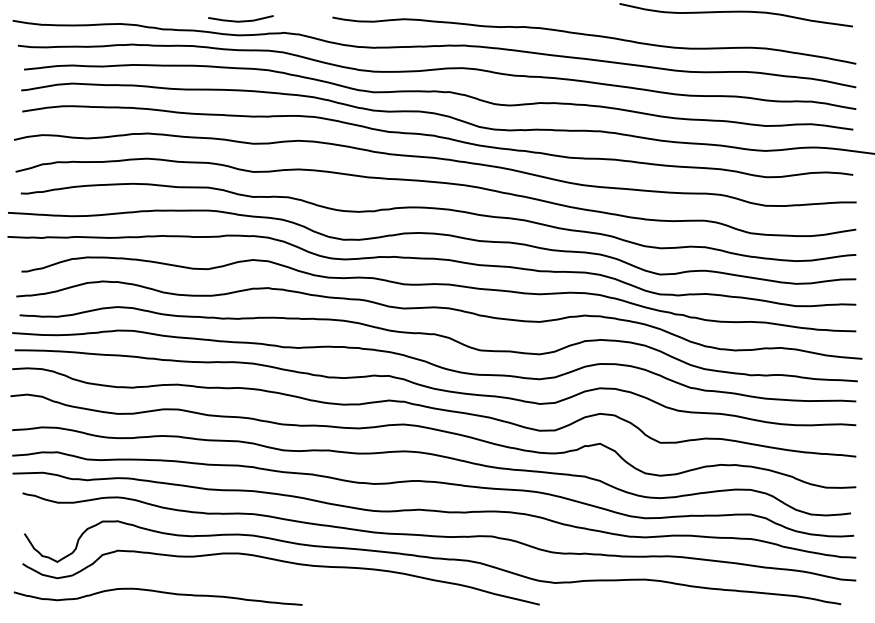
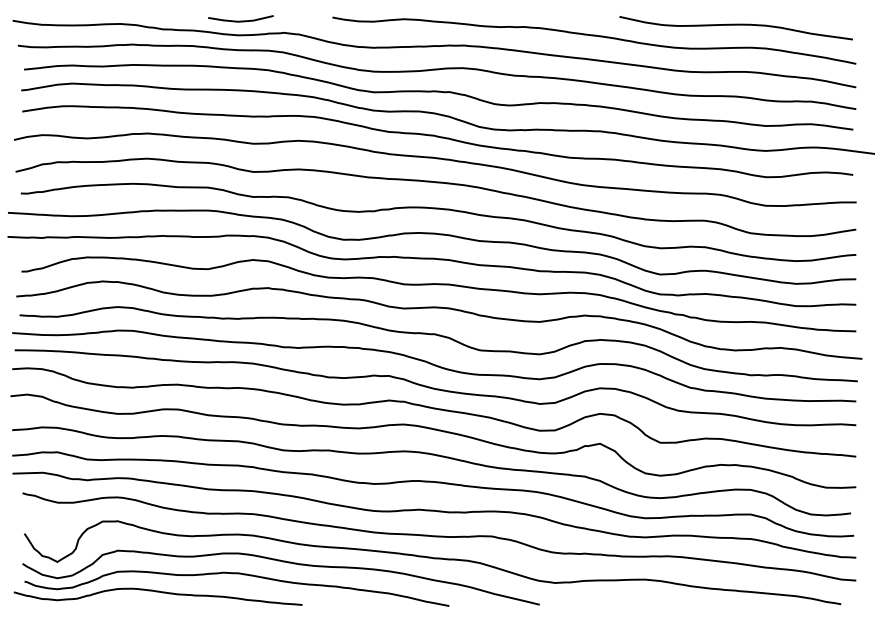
curve position: (735, 12) -> (735, 25) (735, 25)
curve: none -> present (236, 574)
